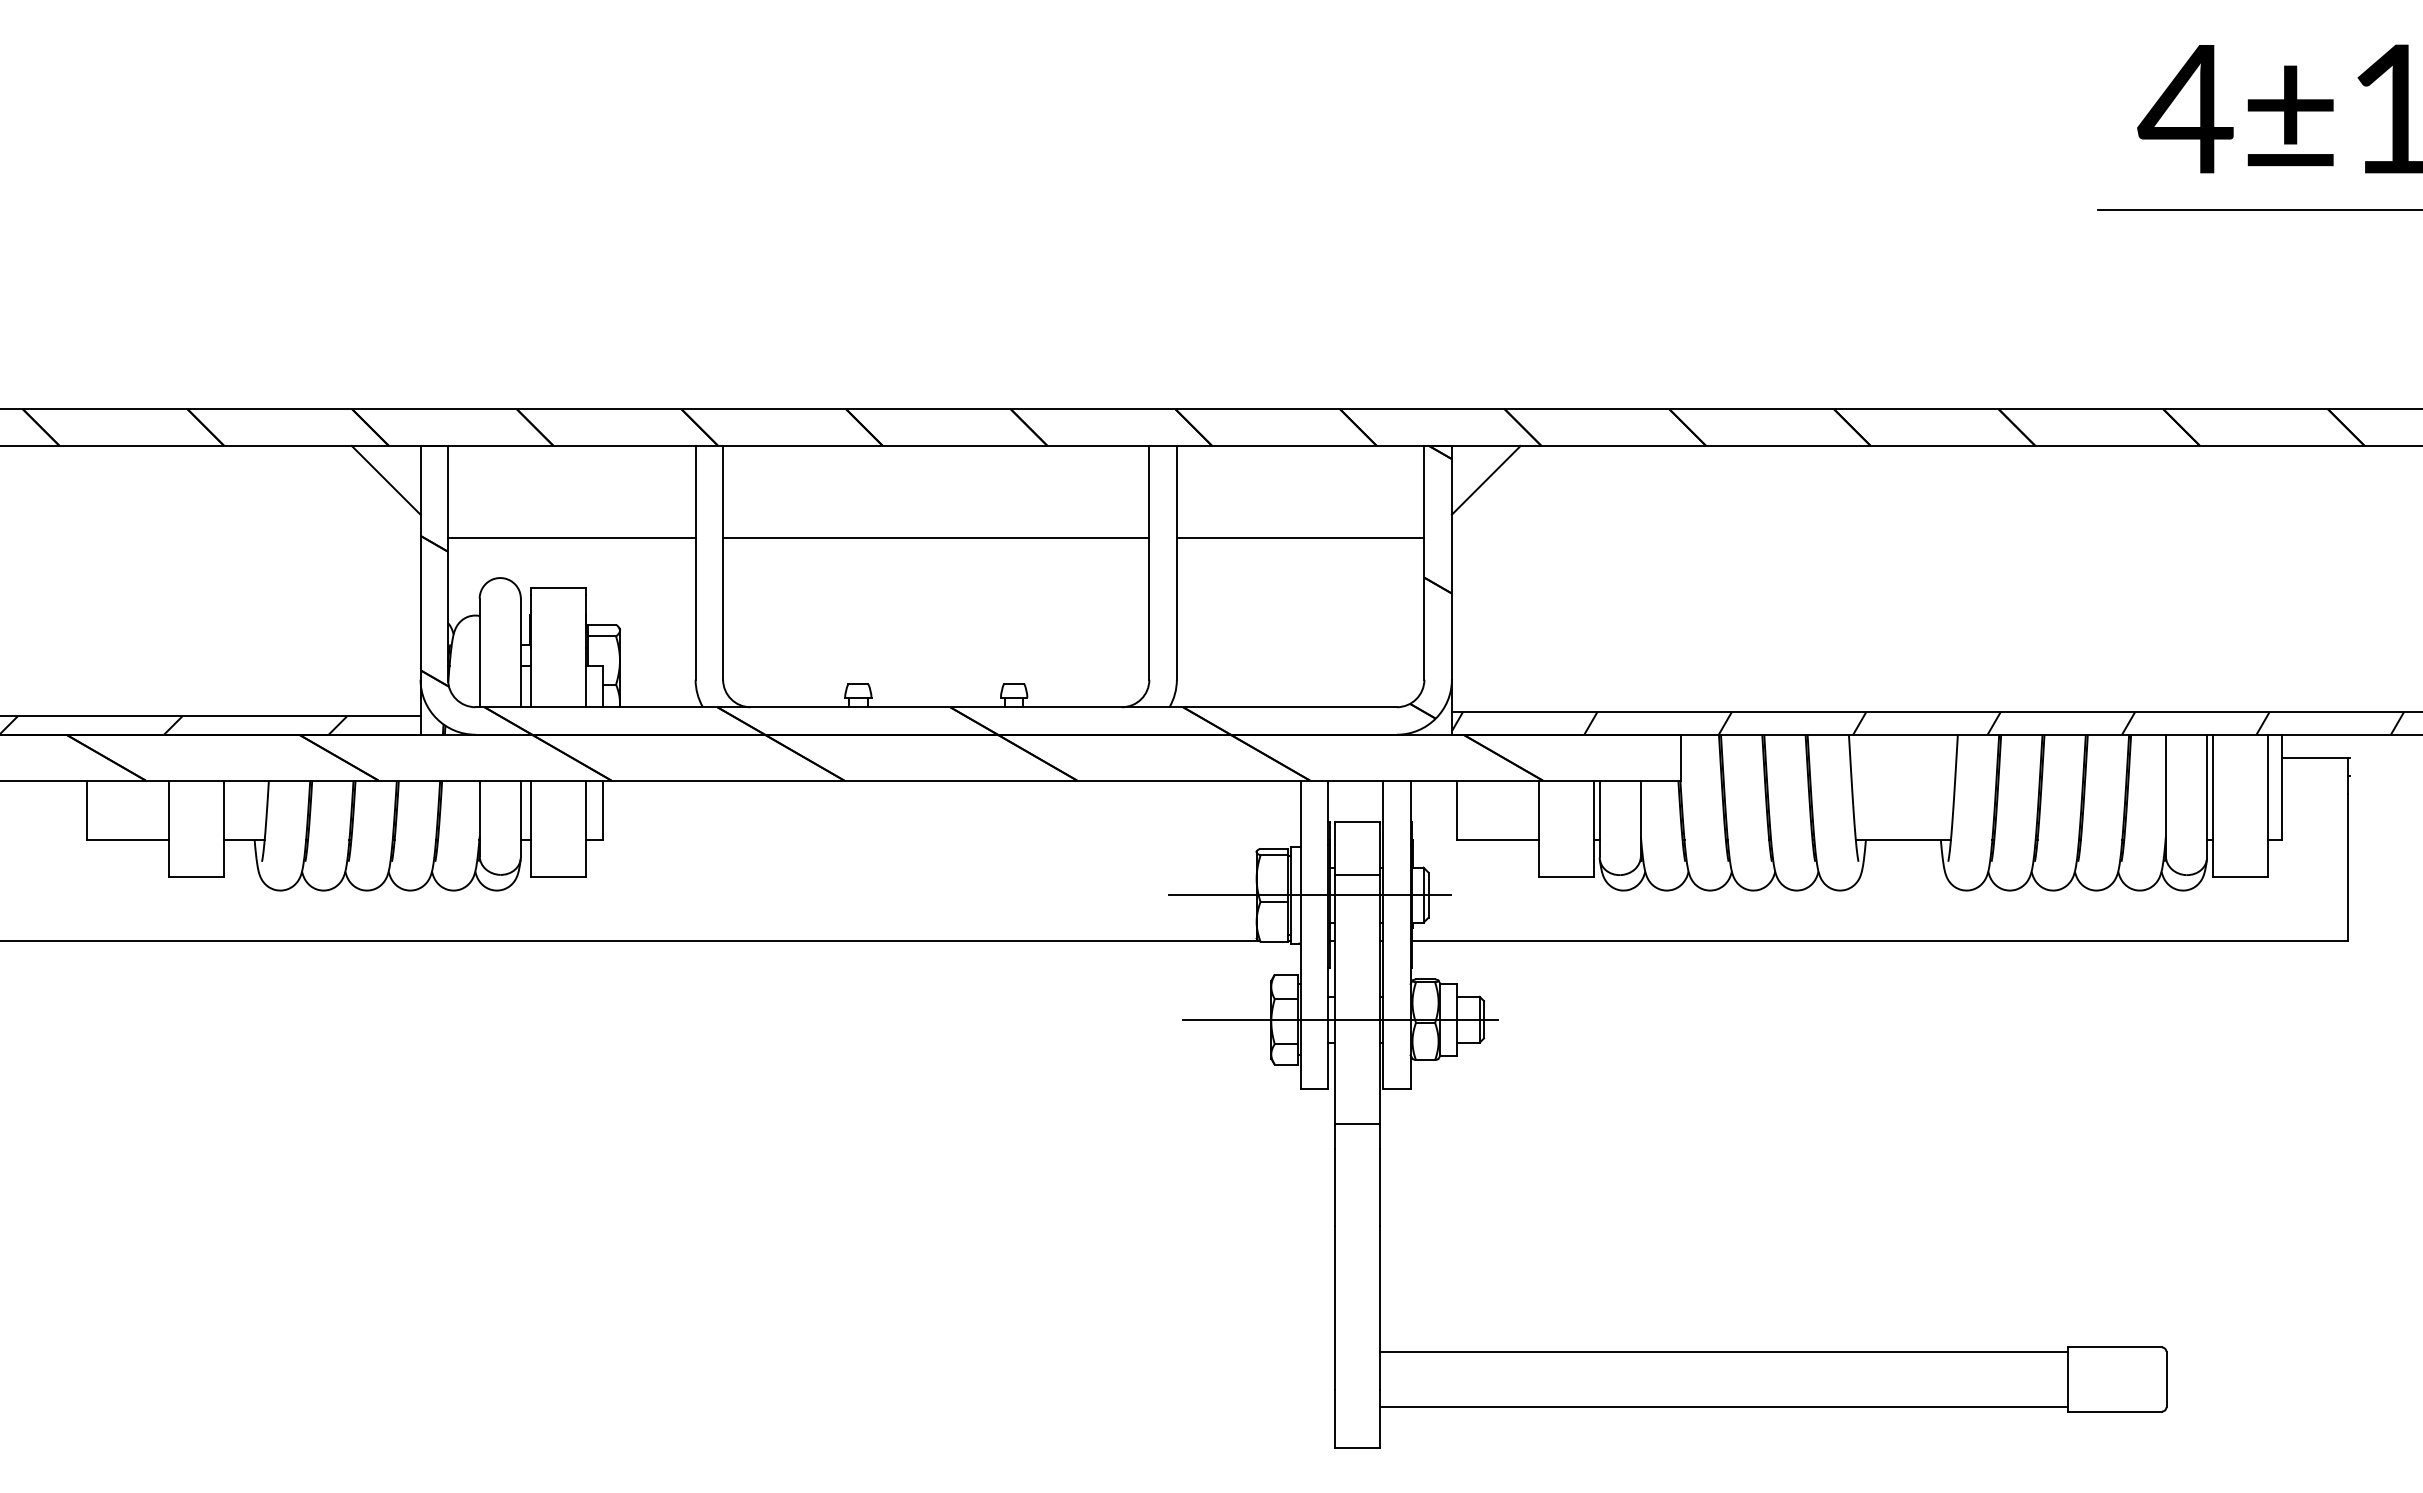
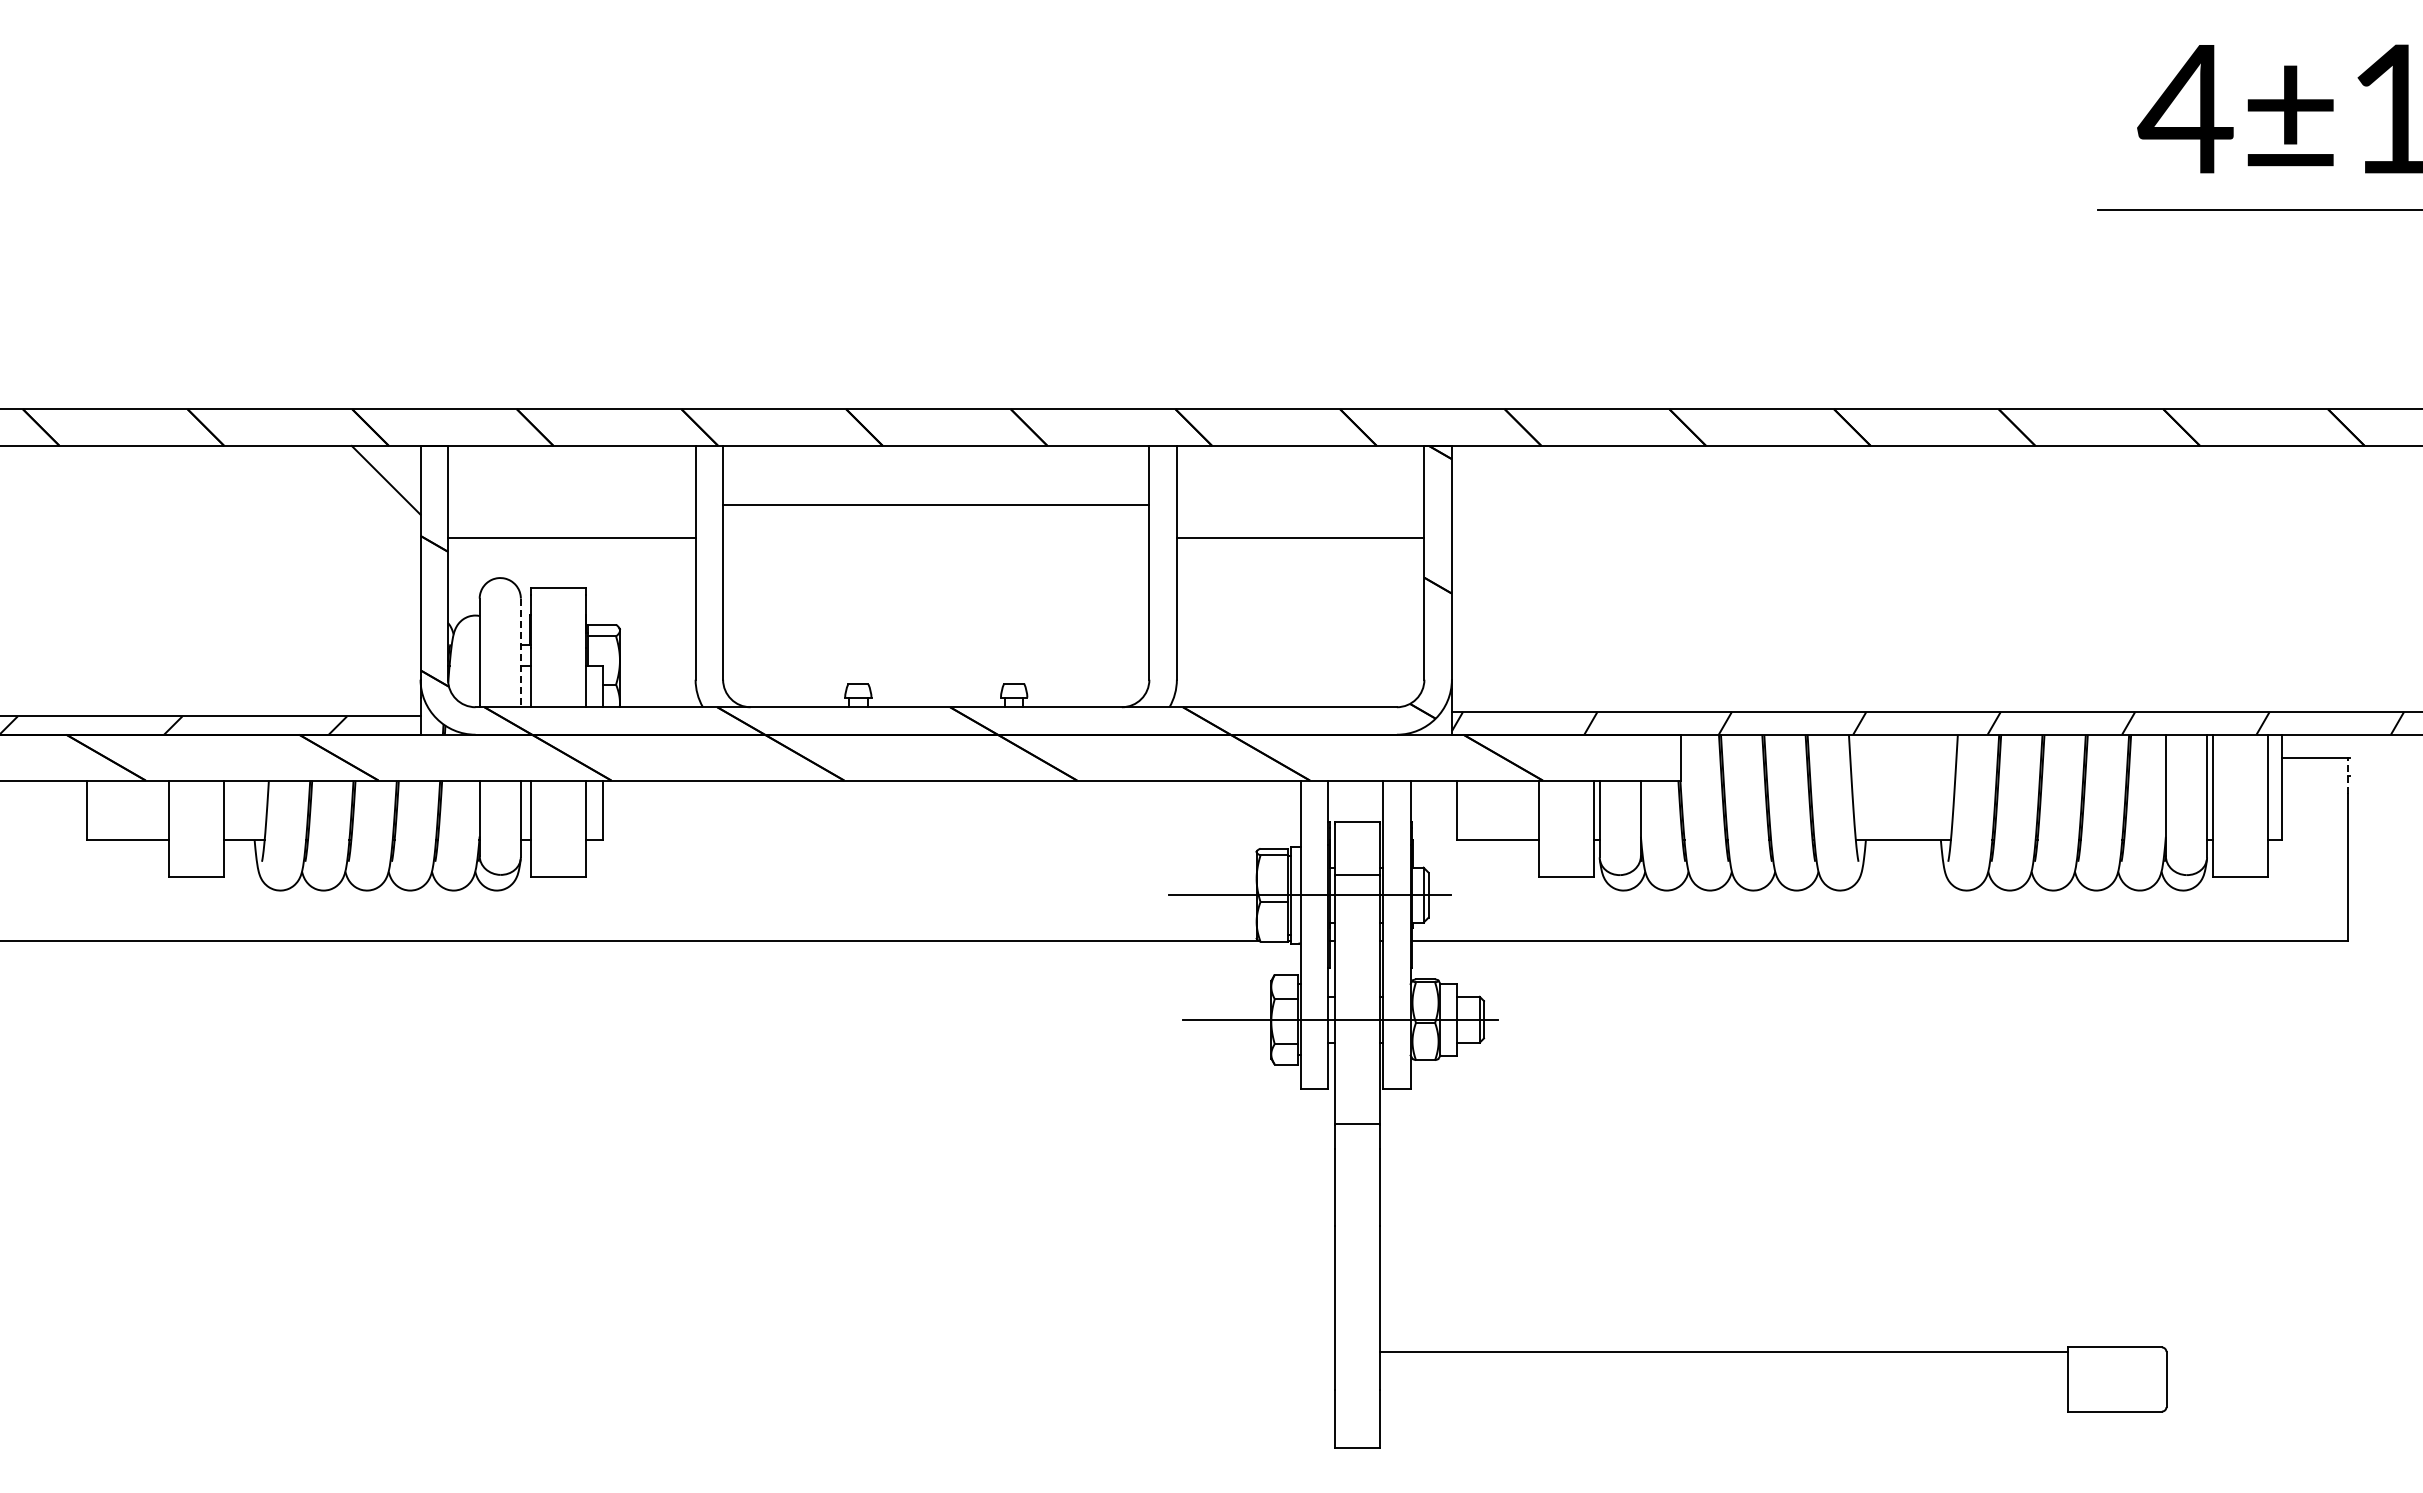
line: present -> none (1485, 479)
line position: (936, 537) -> (936, 504) (936, 504)
line: solid -> dashed (520, 653)
line: solid -> dashed (2348, 775)
line: present -> none (1723, 1407)
